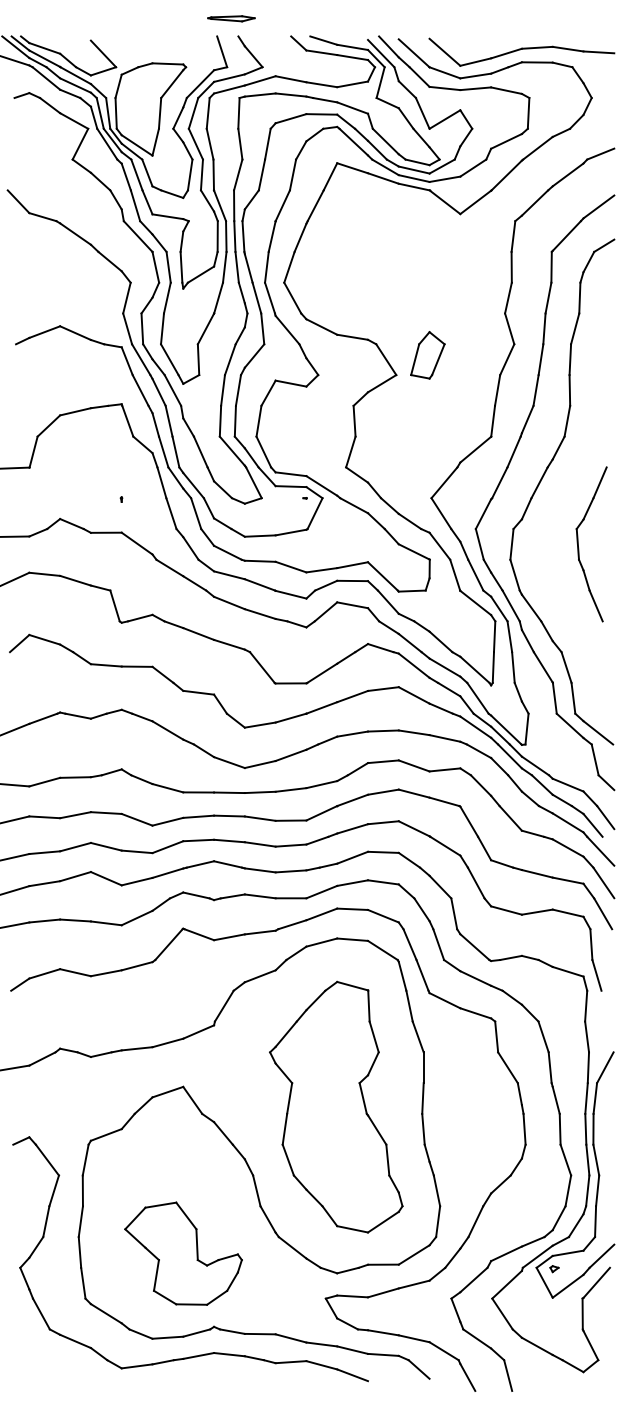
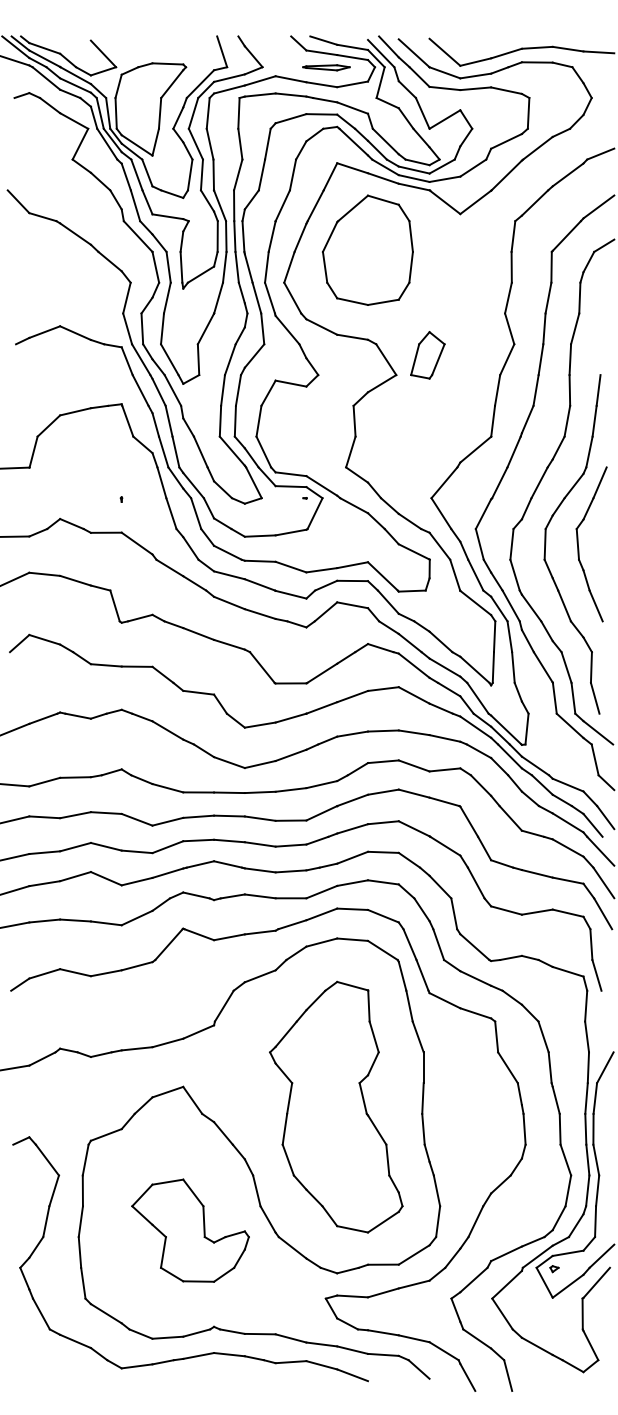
part position: (231, 18) -> (326, 67) (326, 67)
part: none -> present (367, 249)
part: none -> present (546, 544)
part position: (183, 1253) -> (190, 1230) (190, 1230)
